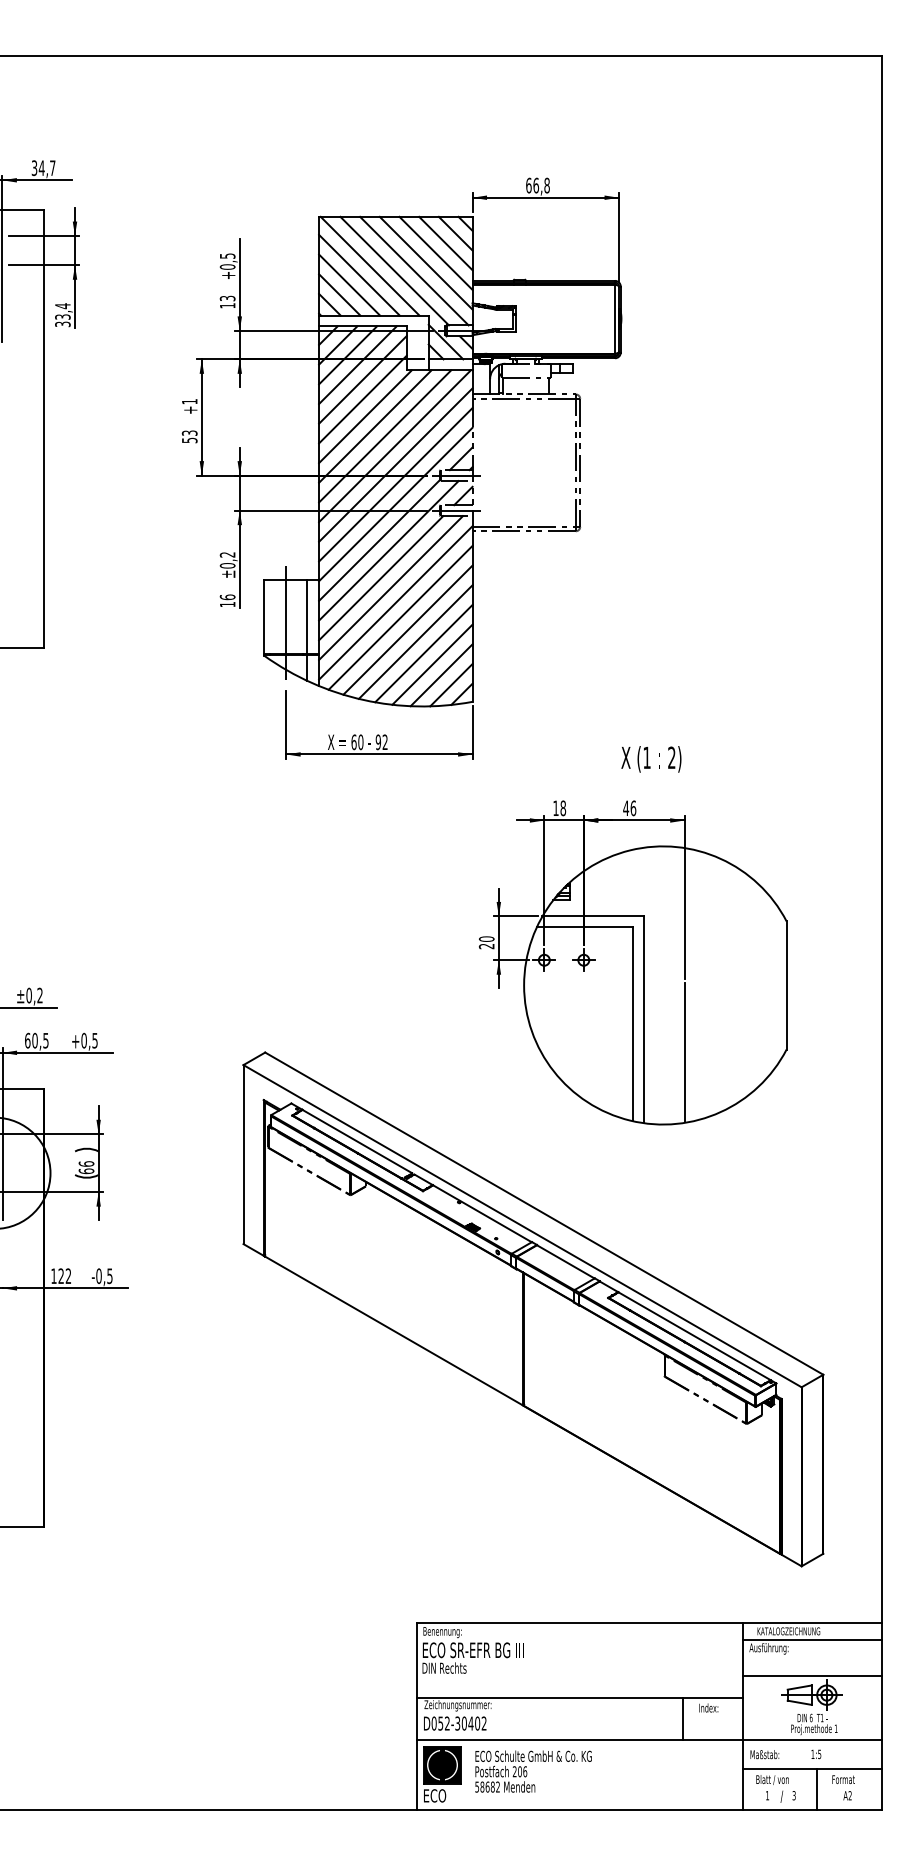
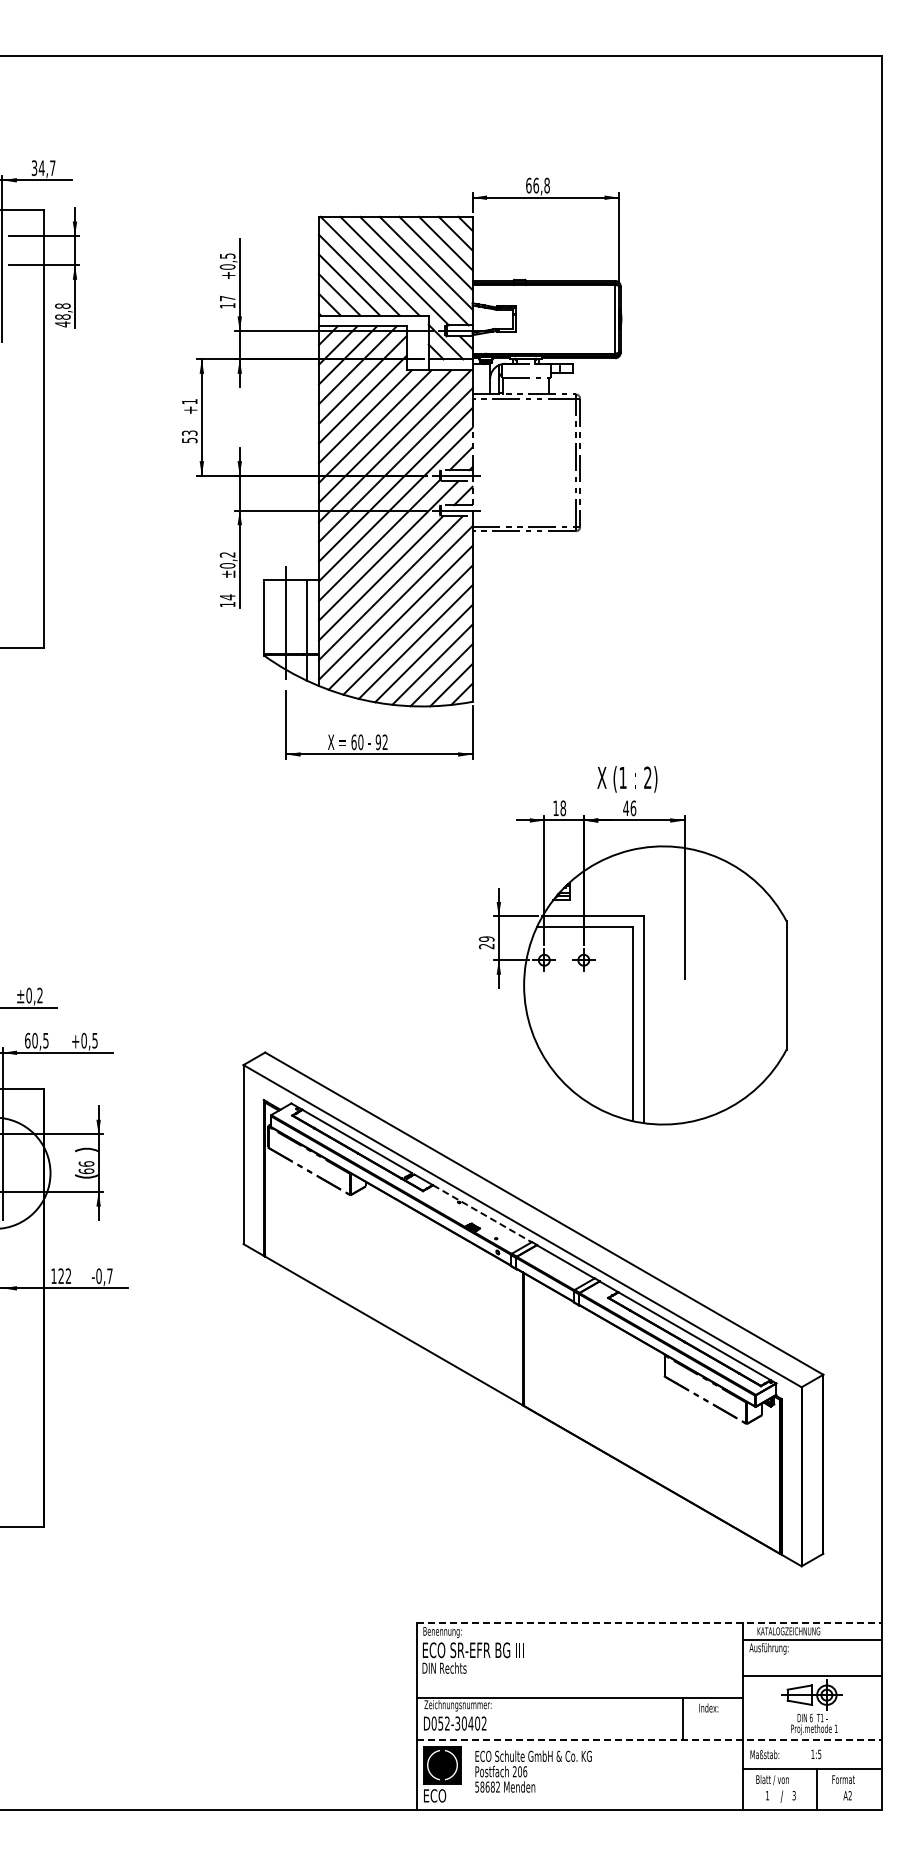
text: 13 -> 17 (227, 298)
text: 33,4 -> 48,8 (62, 315)
text: 16 -> 14 (227, 597)
text position: (651, 759) -> (627, 779) (627, 779)
text: 20 -> 29 (486, 938)
line: present -> none (684, 1052)
line: solid -> dashed (482, 1213)
text: -0,5 -> -0,7 (109, 1276)
line: solid -> dashed (649, 1623)
line: solid -> dashed (649, 1739)
